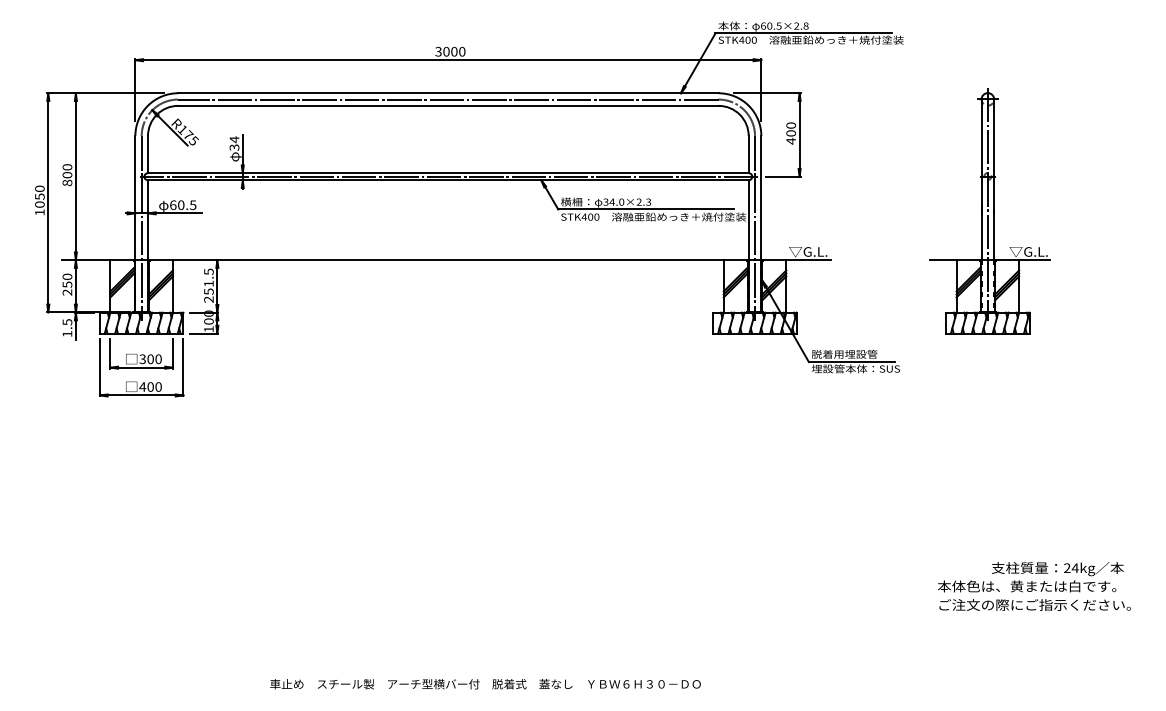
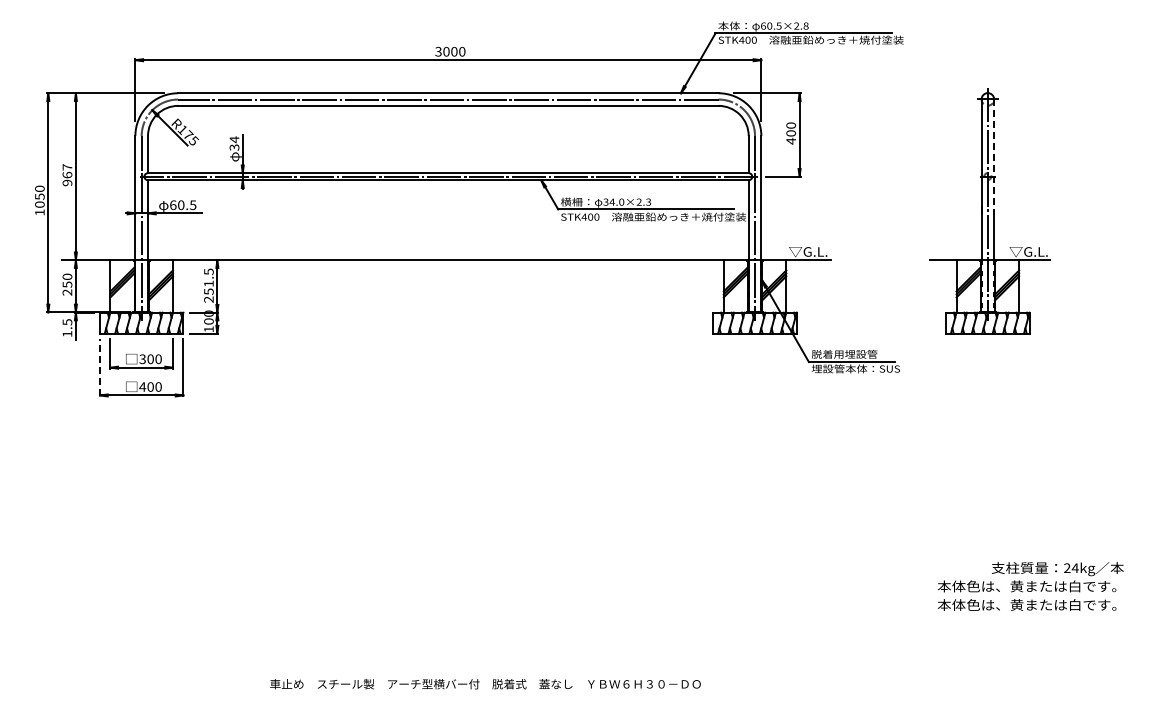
line: solid -> dashed (994, 157)
text: 800 -> 967 (67, 175)
line: solid -> dashed (99, 367)
text: ご注文の際にご指示ください。 -> 本体色は、黄または白です。 (1033, 604)
